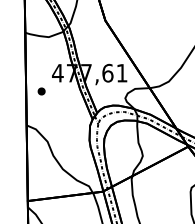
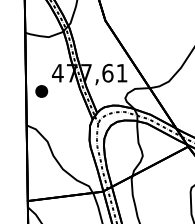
part size: 9x9 px -> 14x13 px (41, 91)
